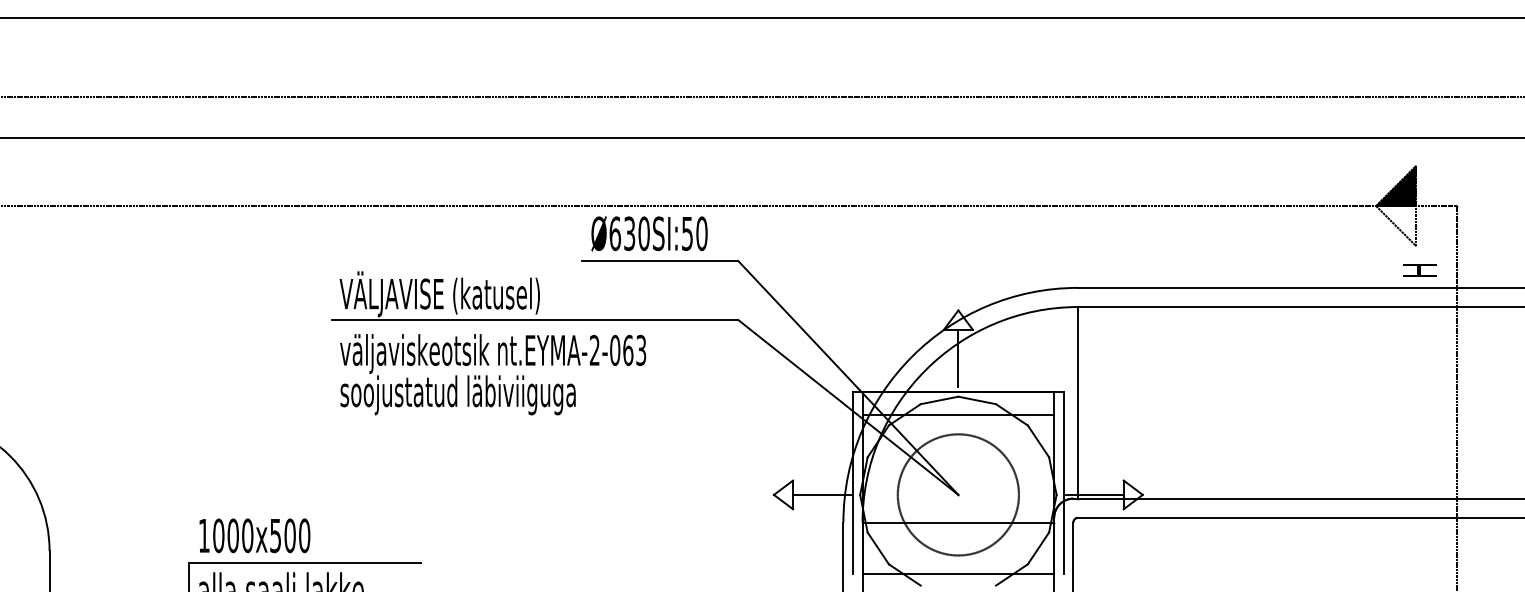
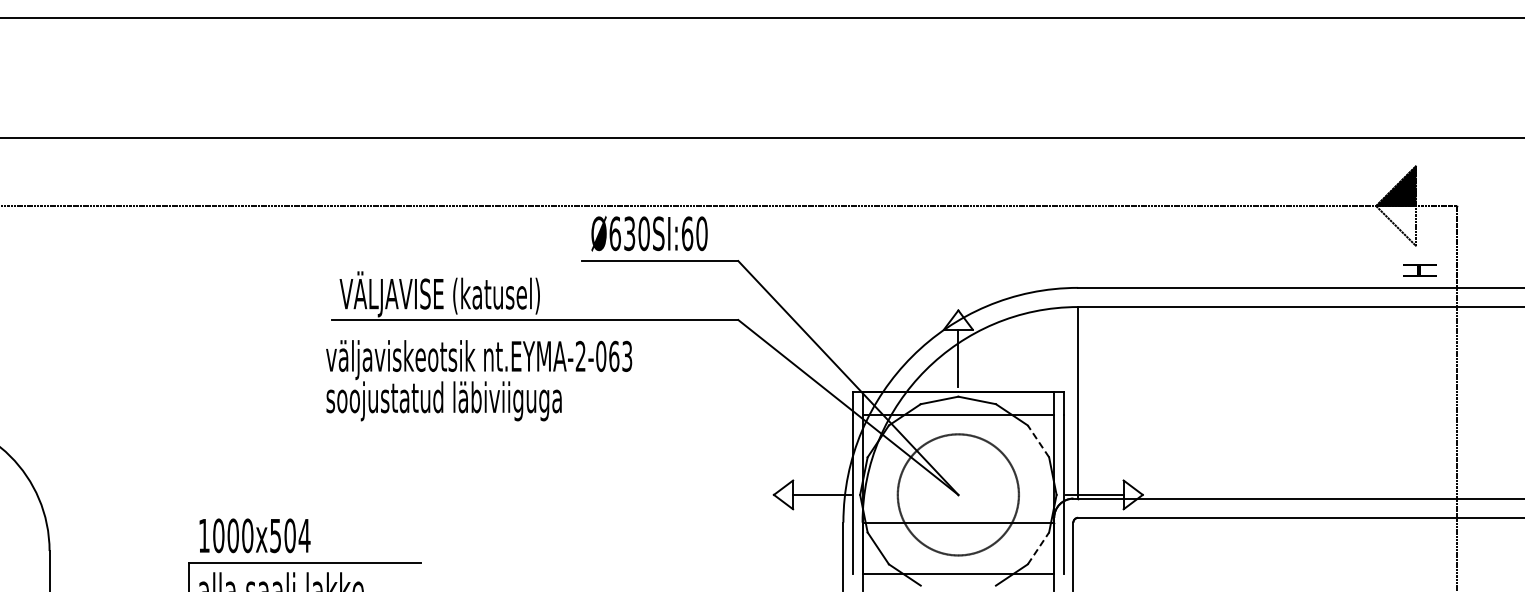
line: present -> none (761, 97)
text: Ø630SI:50 -> Ø630SI:60 (687, 233)
text position: (493, 374) -> (479, 380) (479, 380)
line: solid -> dashed (1038, 440)
text: 1000x500 -> 1000x504 (304, 535)
line: solid -> dashed (1038, 548)
